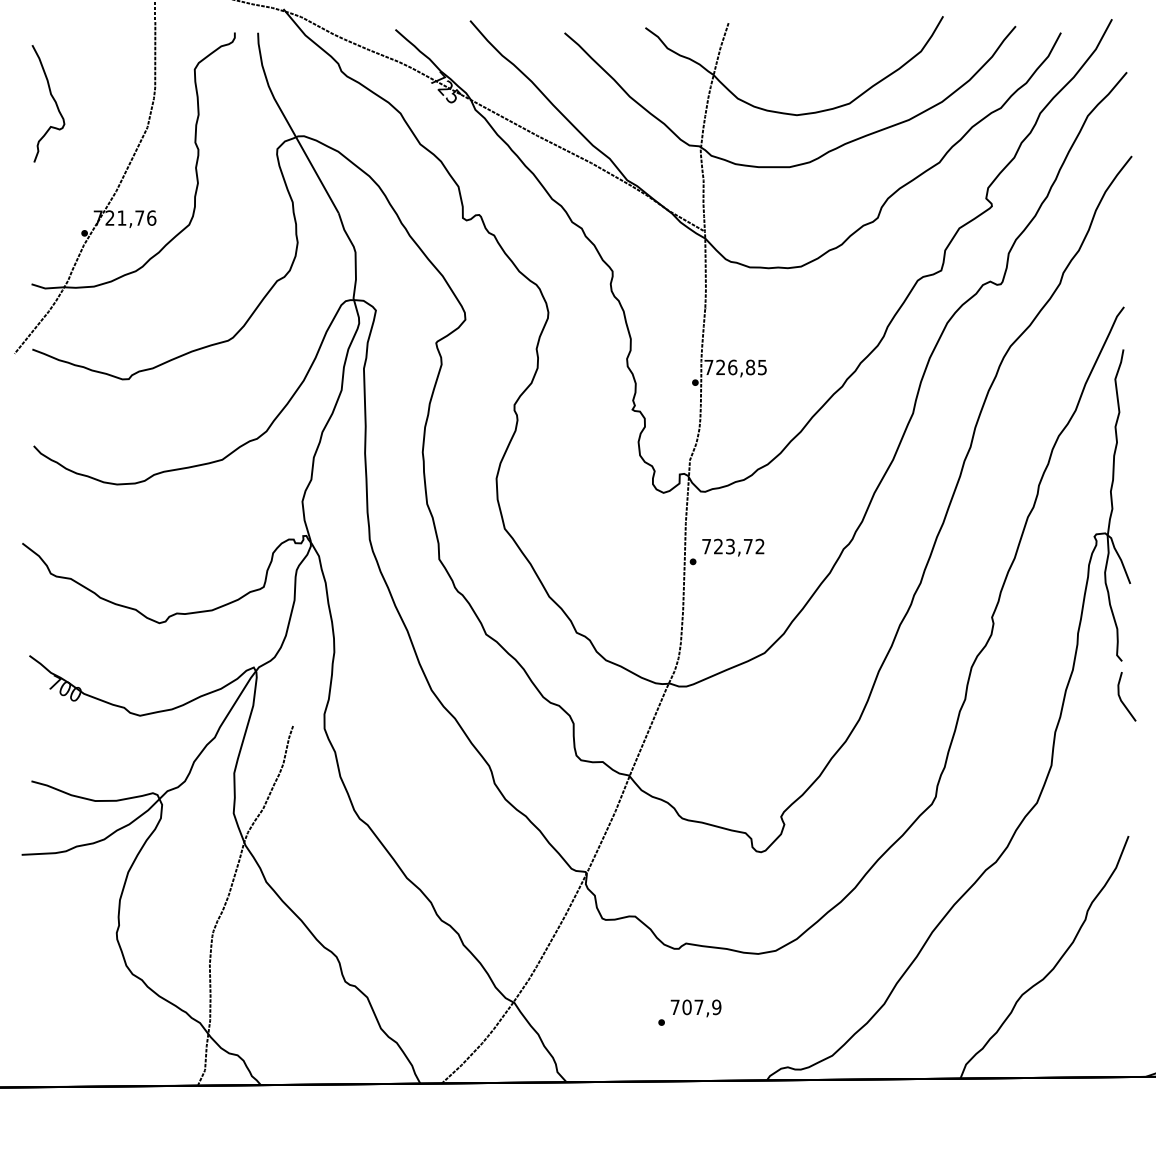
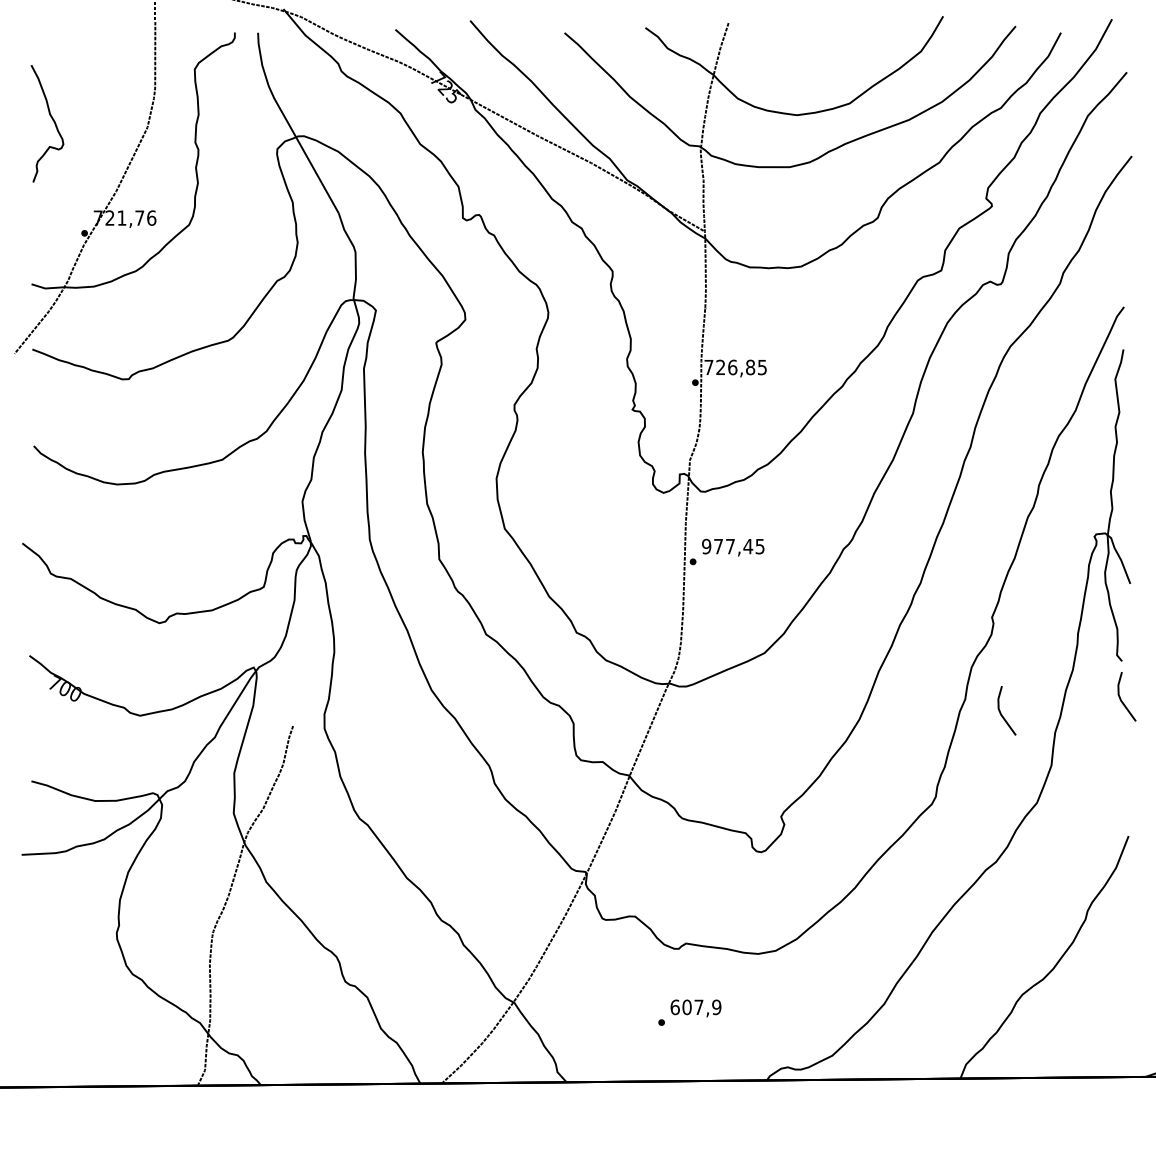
curve position: (53, 100) -> (52, 120) (52, 120)
text: 723,72 -> 977,45 (733, 546)
line: none -> present (1001, 712)
text: 707,9 -> 607,9 (674, 1007)
